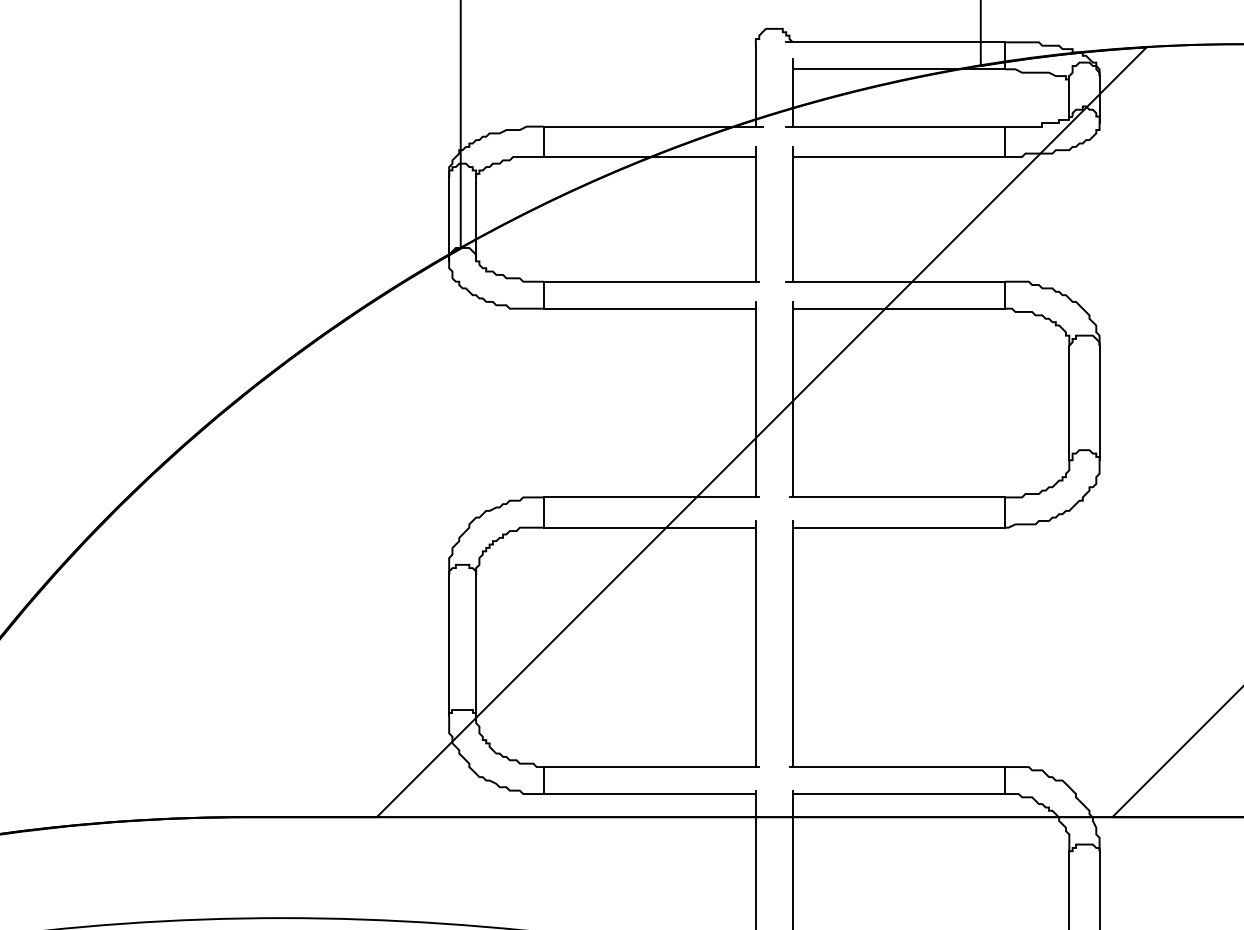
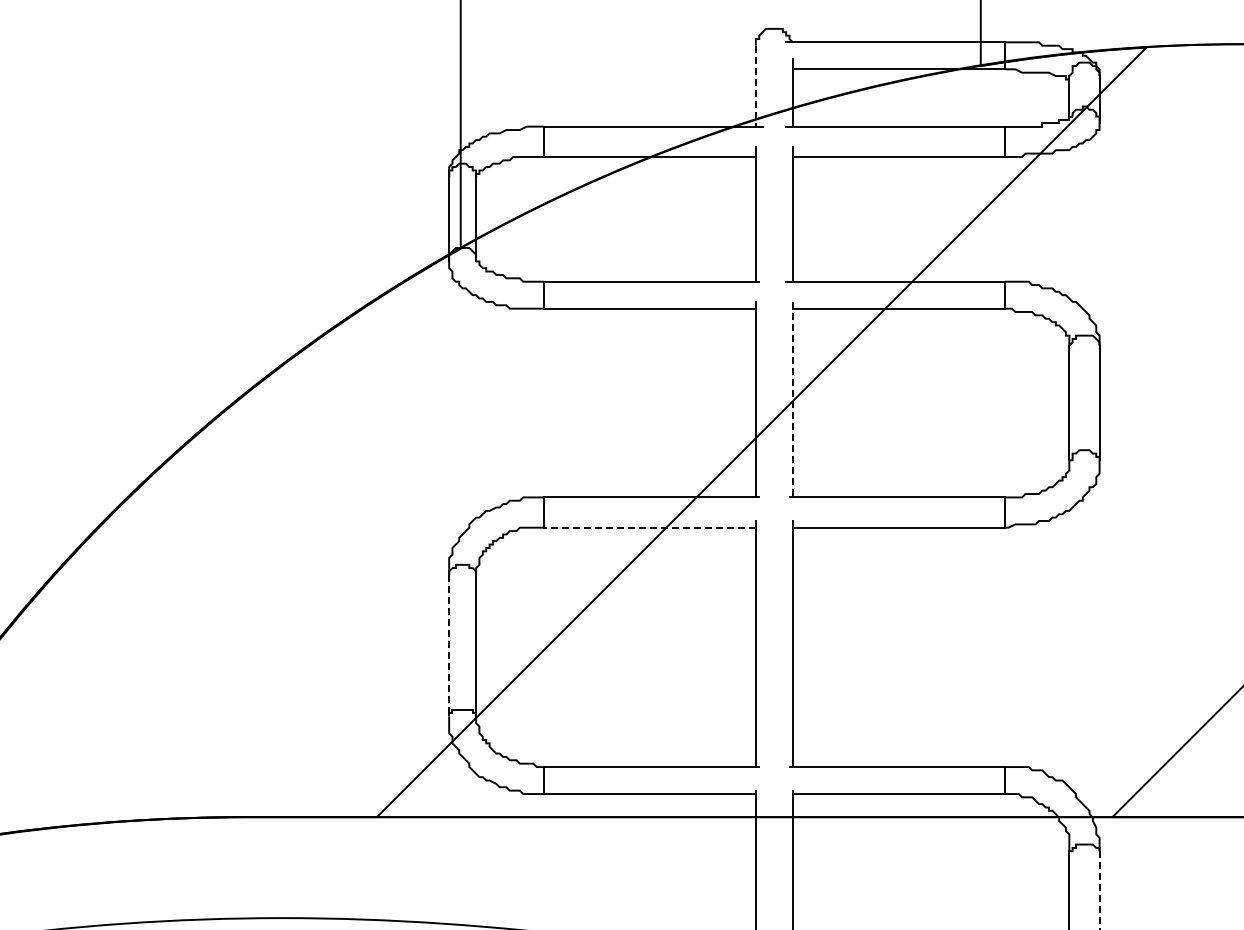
line: solid -> dashed (755, 86)
line: solid -> dashed (792, 399)
line: solid -> dashed (649, 527)
line: solid -> dashed (449, 645)
line: solid -> dashed (1099, 891)
